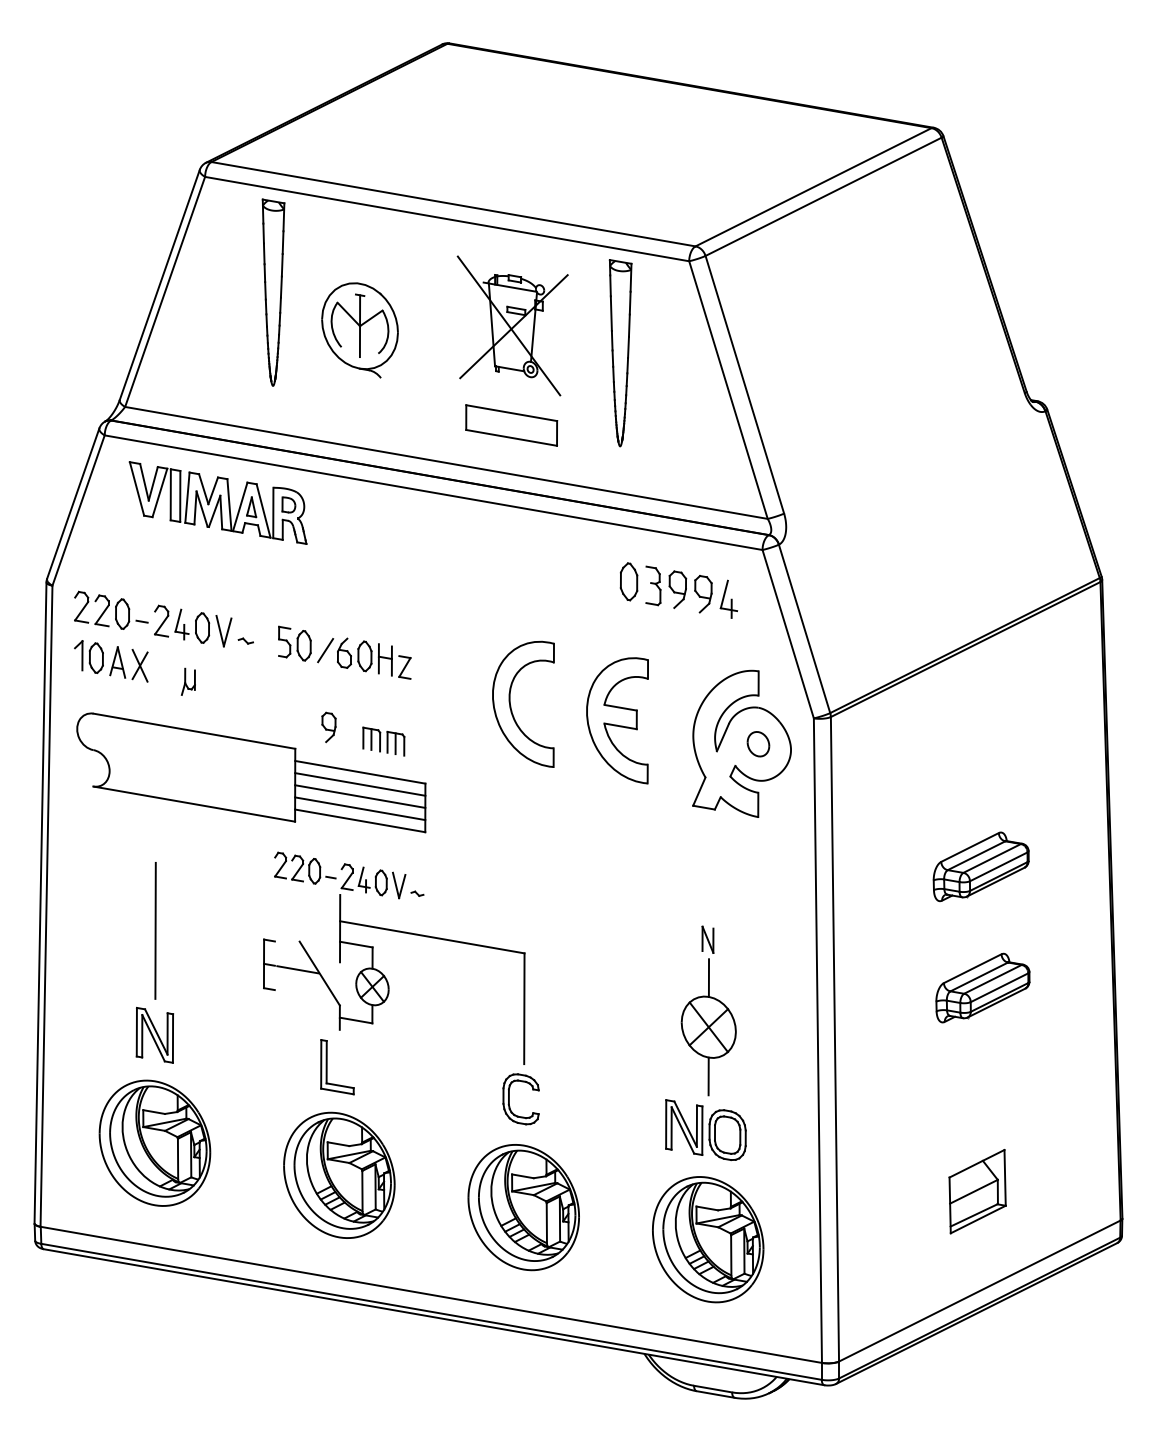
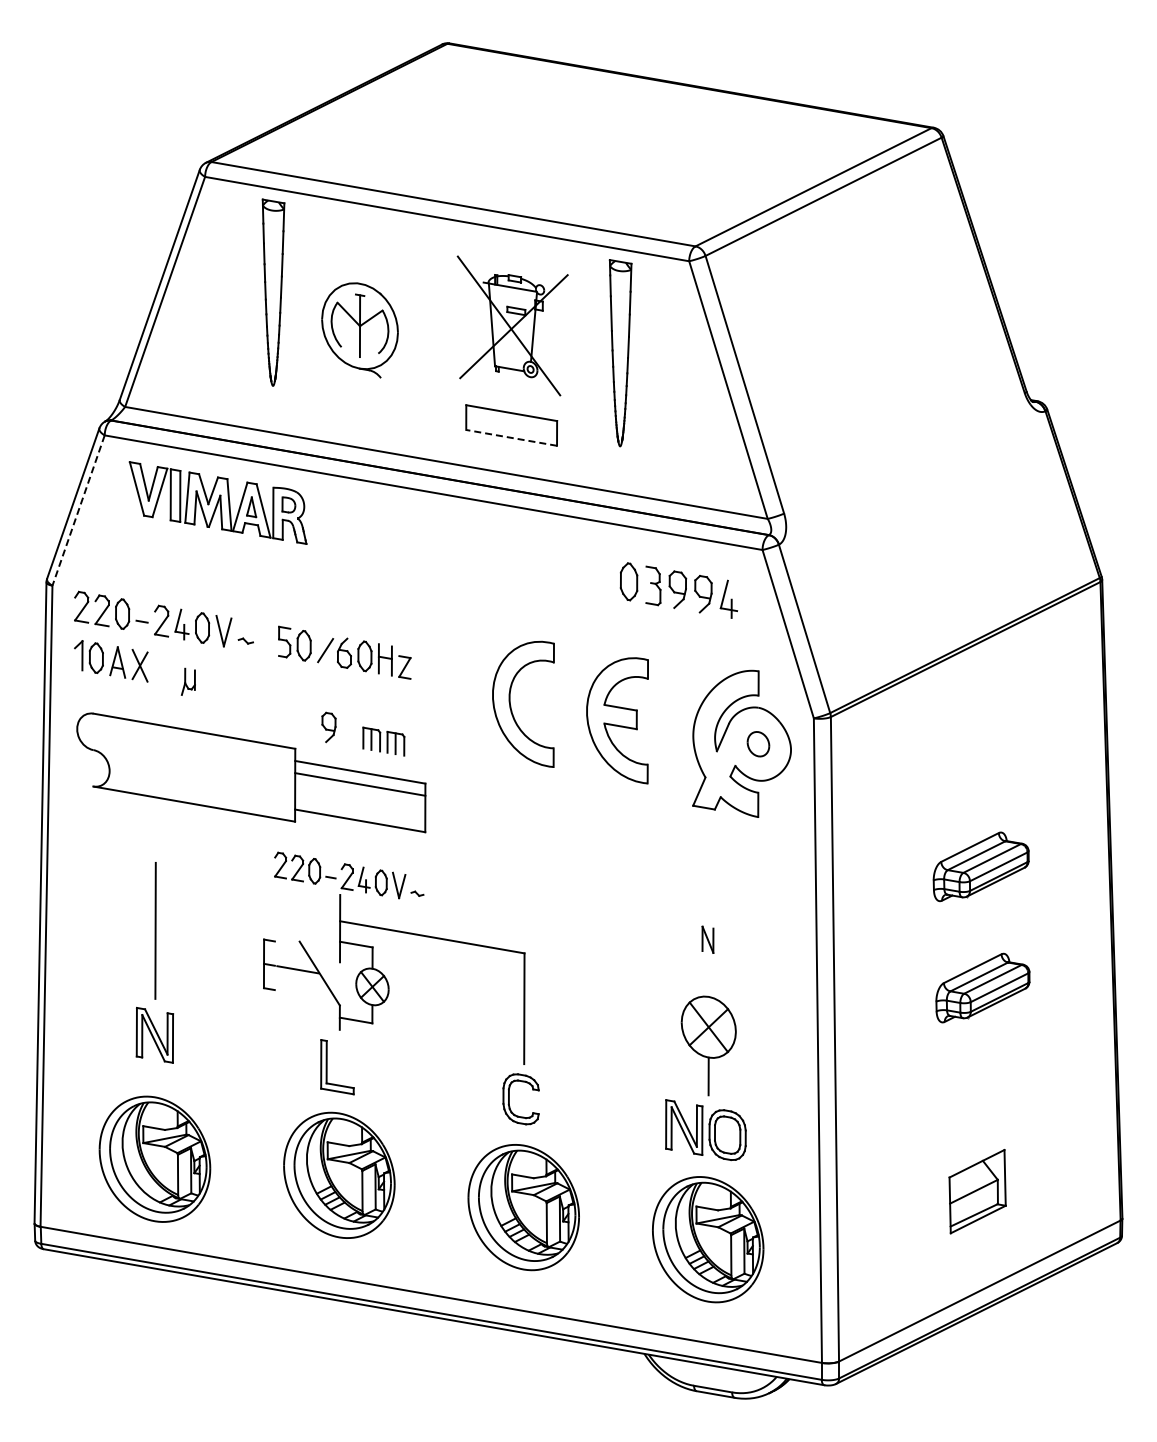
line: solid -> dashed (511, 437)
line: solid -> dashed (78, 510)
line: present -> none (360, 796)
line: present -> none (360, 808)
line: present -> none (708, 977)
part position: (154, 1142) -> (154, 1158) (154, 1158)
